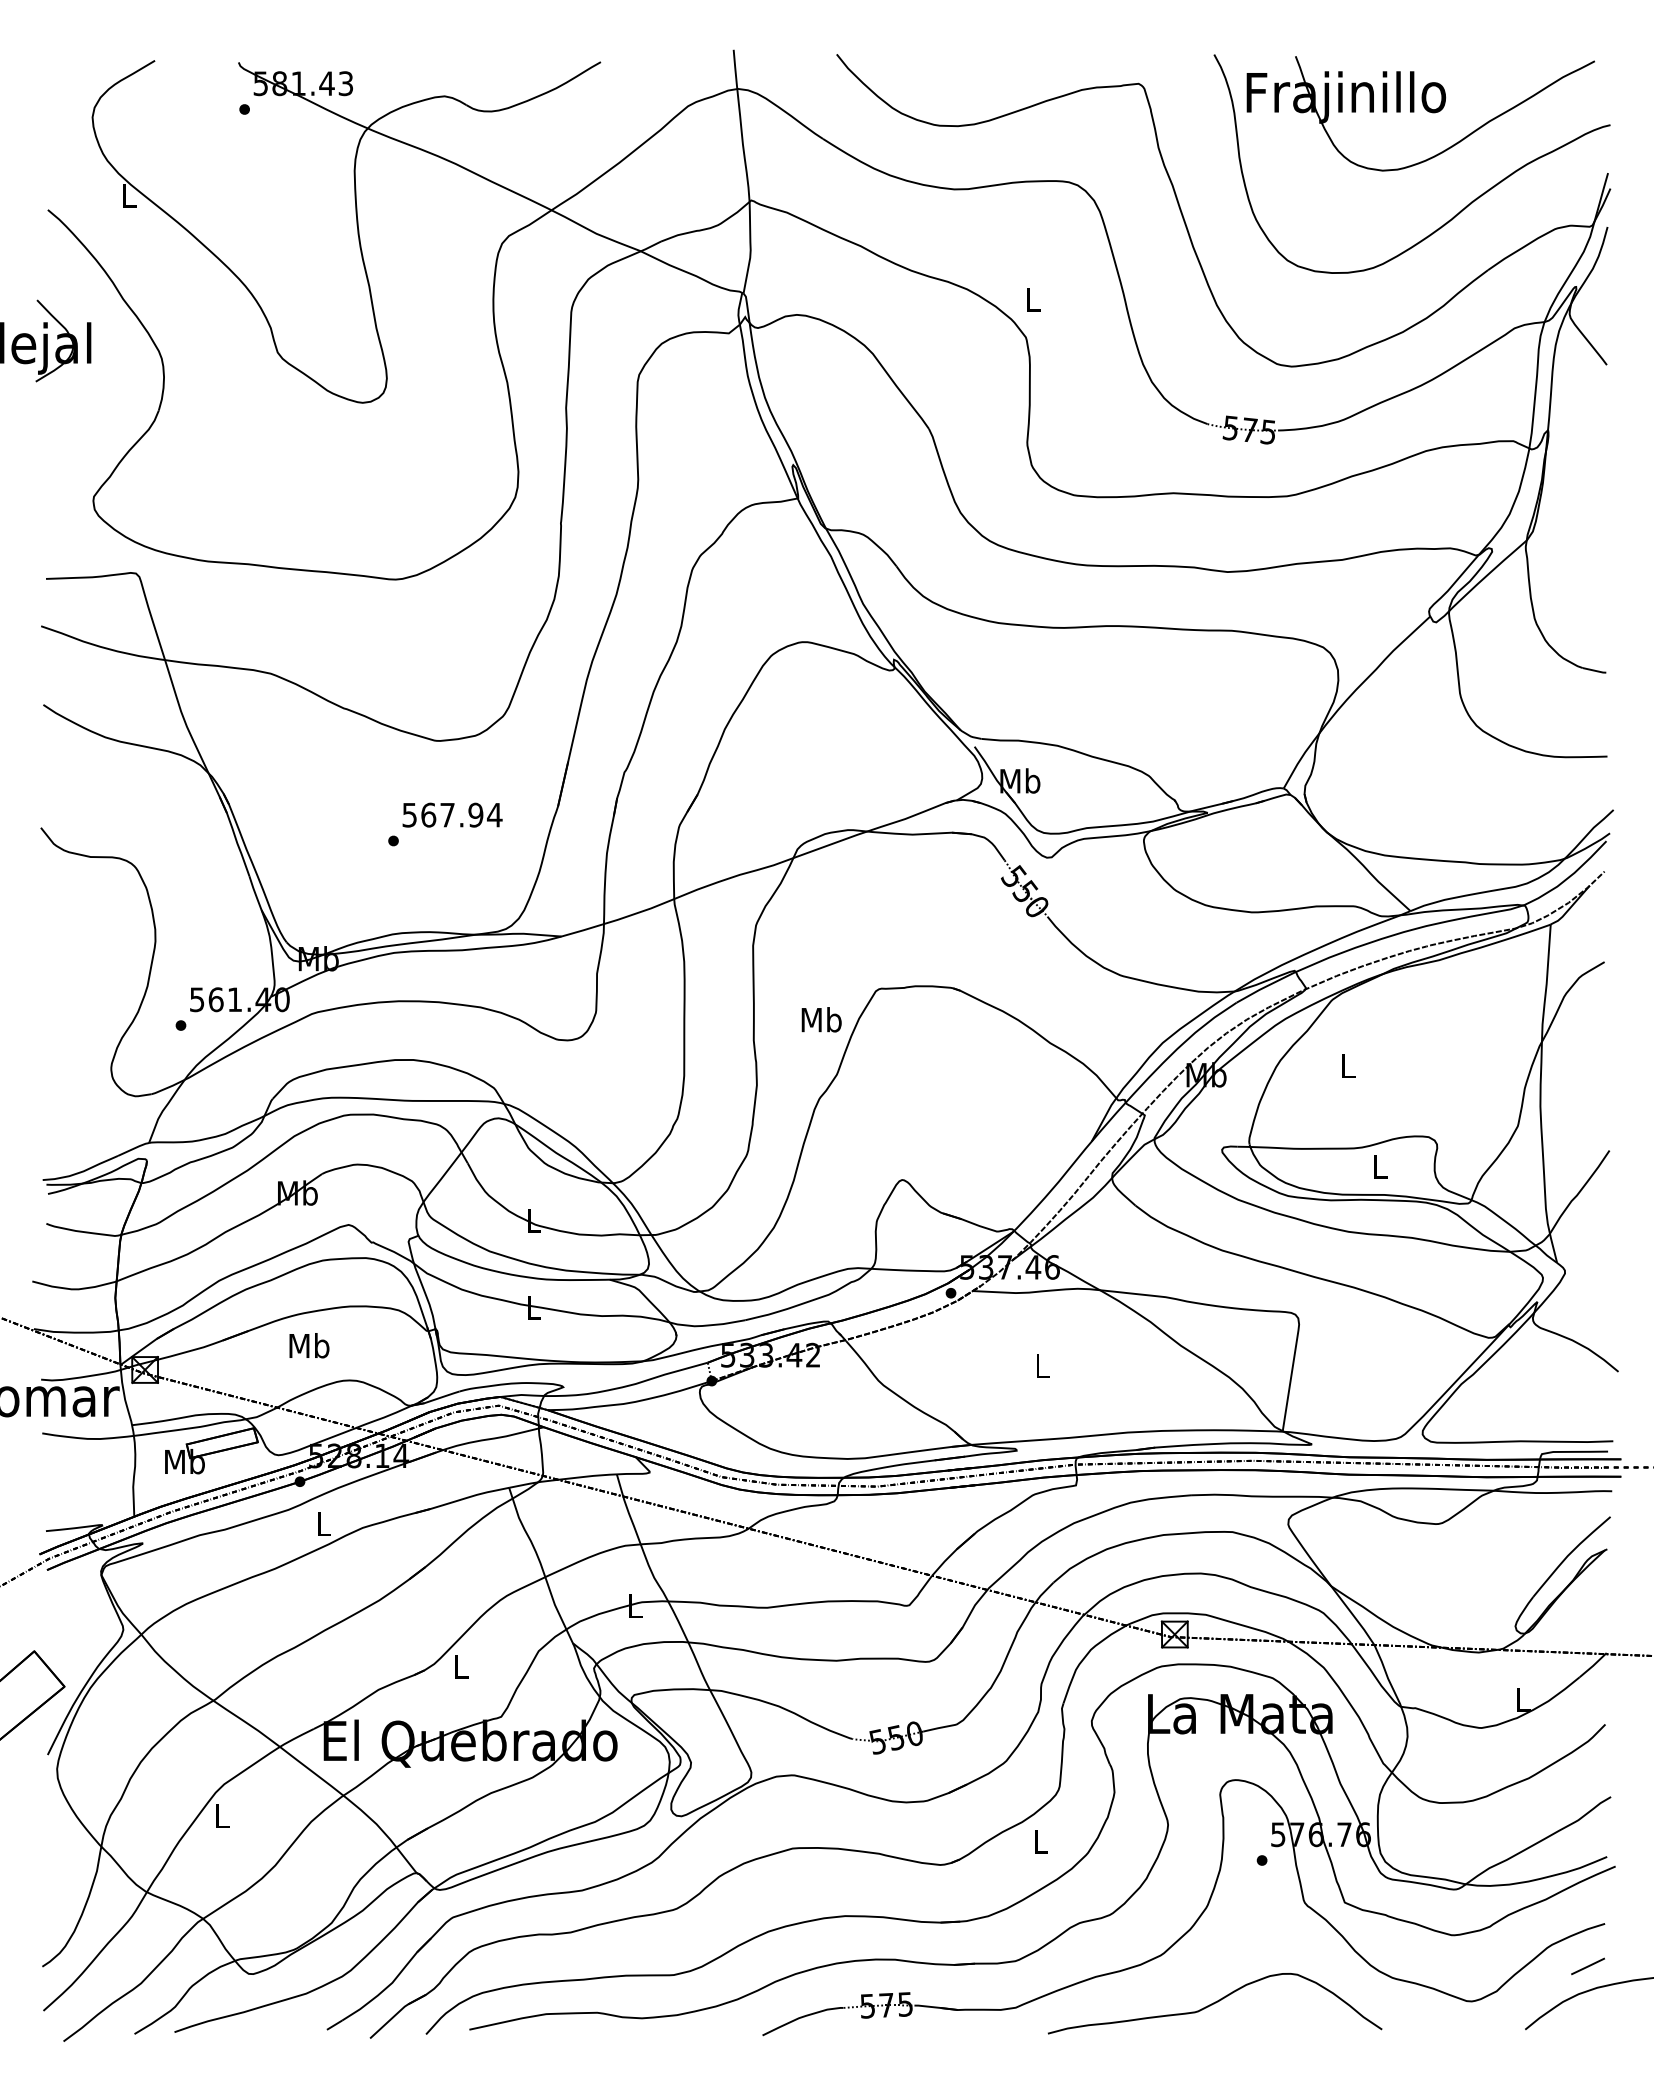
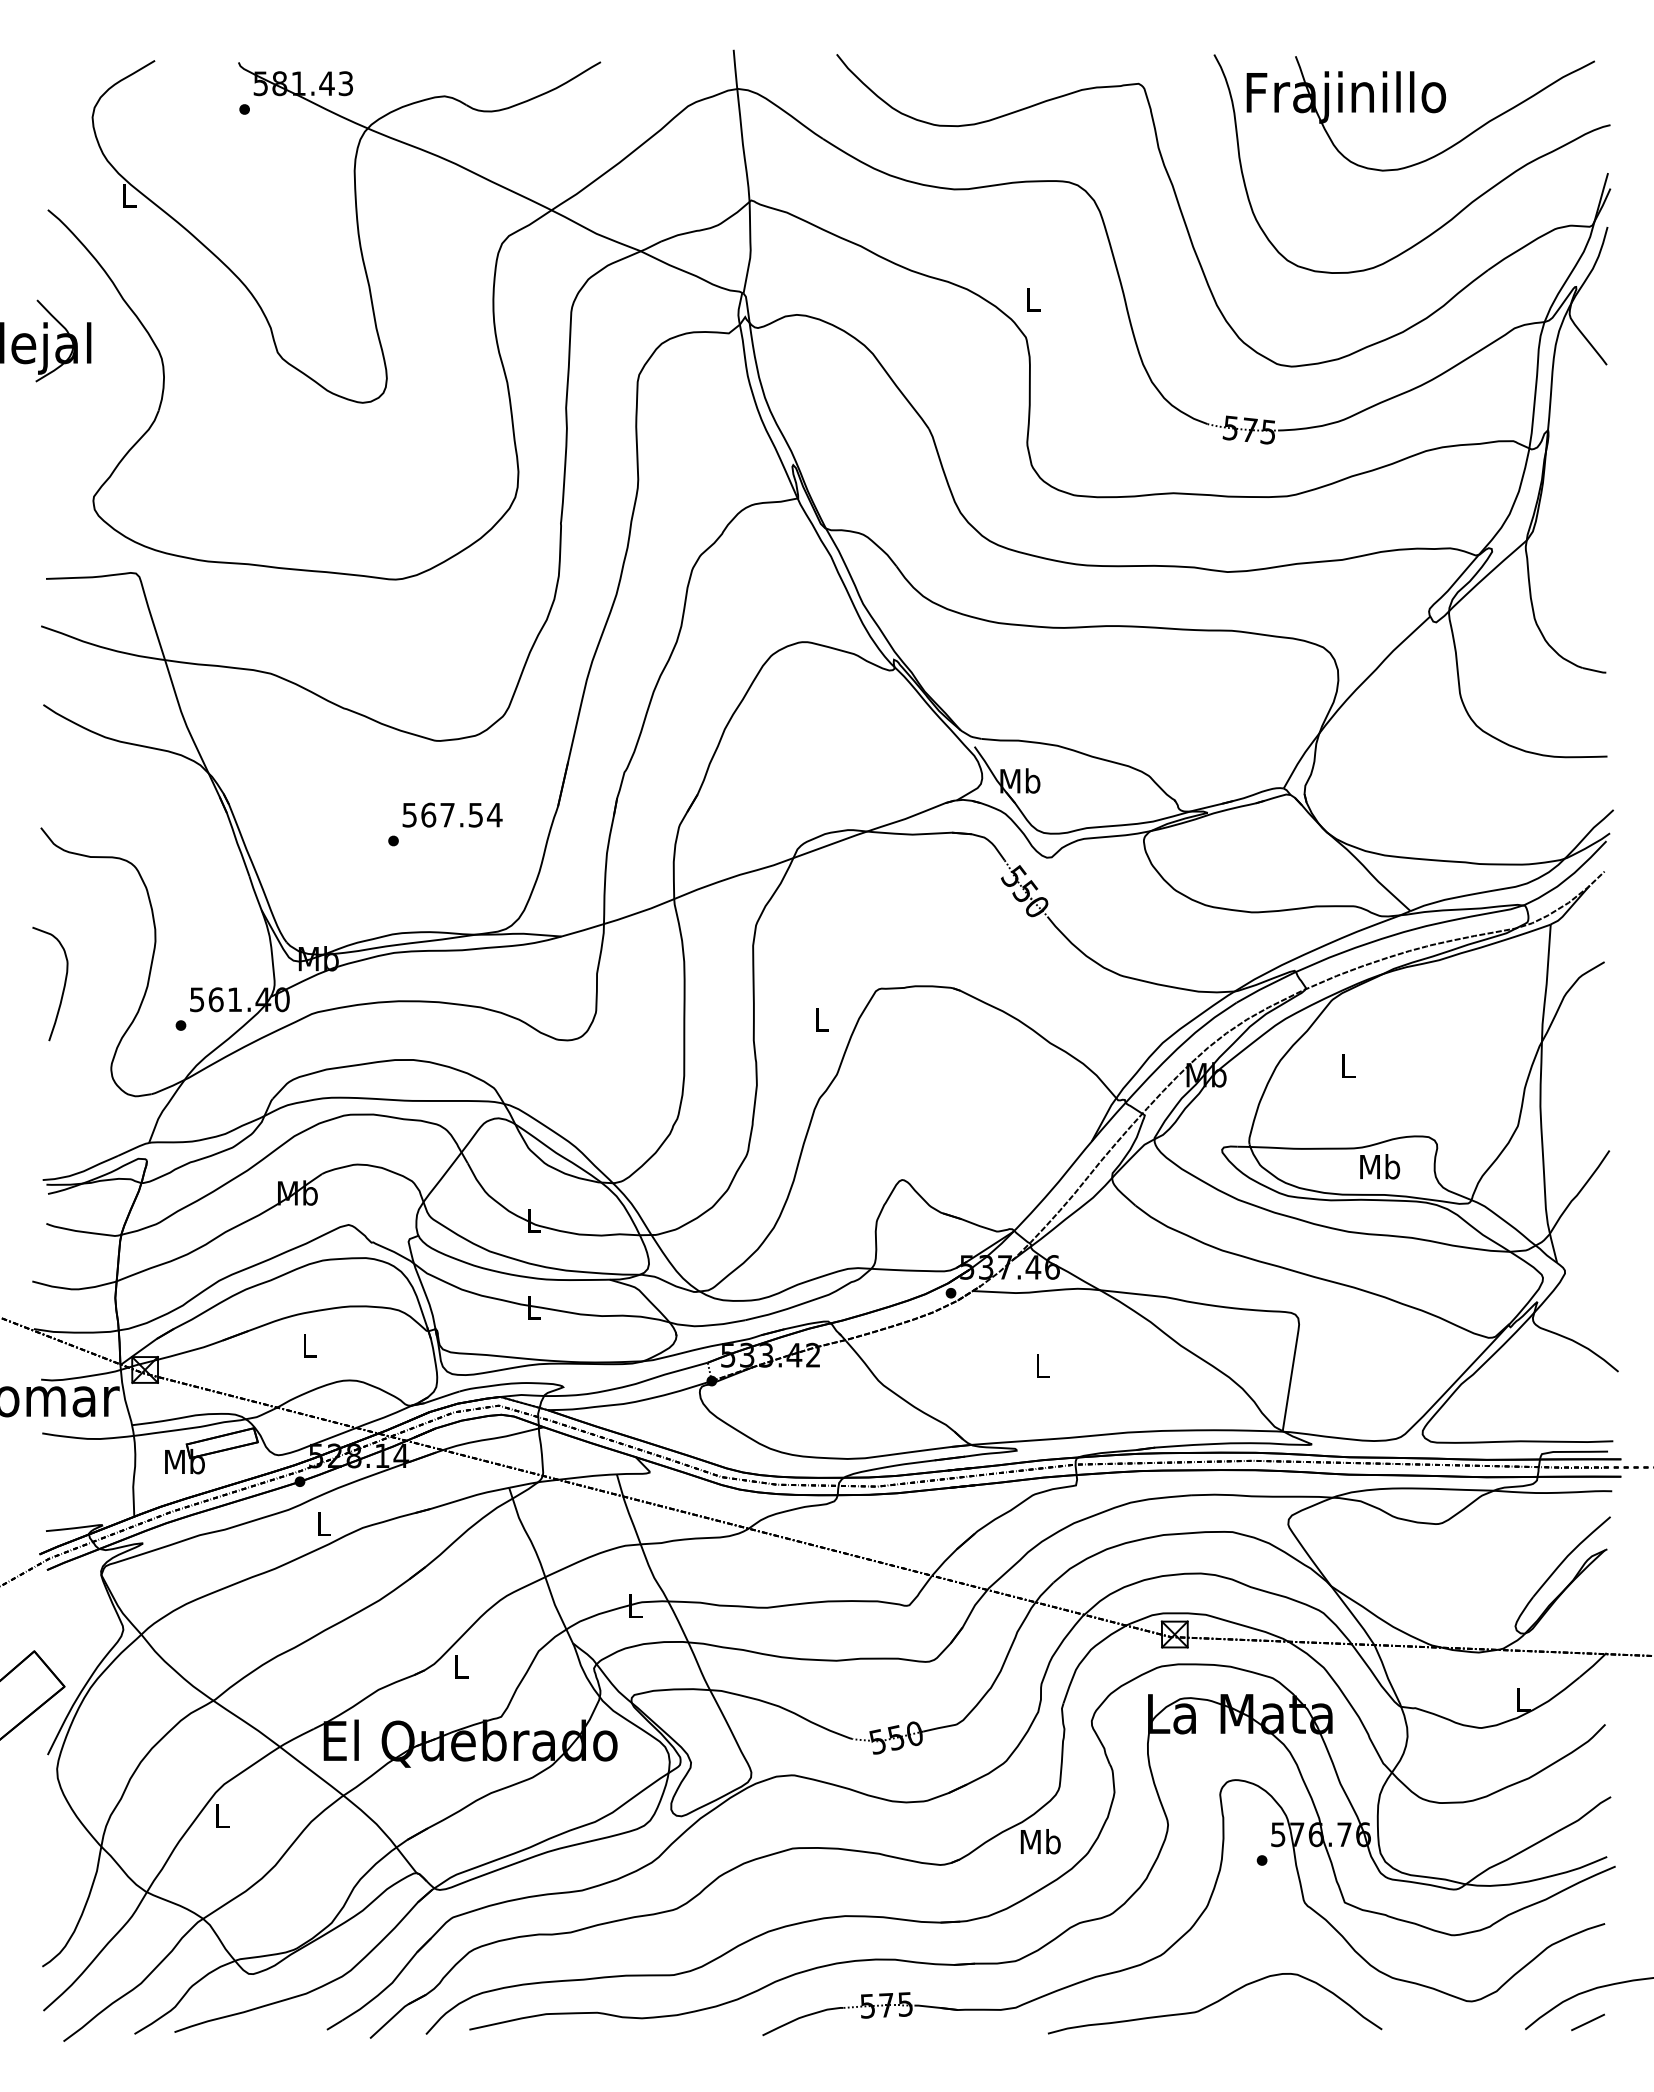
text: 567.94 -> 567.54 (475, 814)
curve: none -> present (63, 985)
text: Mb -> L (821, 1019)
text: L -> Mb (1380, 1166)
text: Mb -> L (309, 1345)
text: L -> Mb (1040, 1841)
line position: (1587, 1966) -> (1587, 2022) (1587, 2022)
